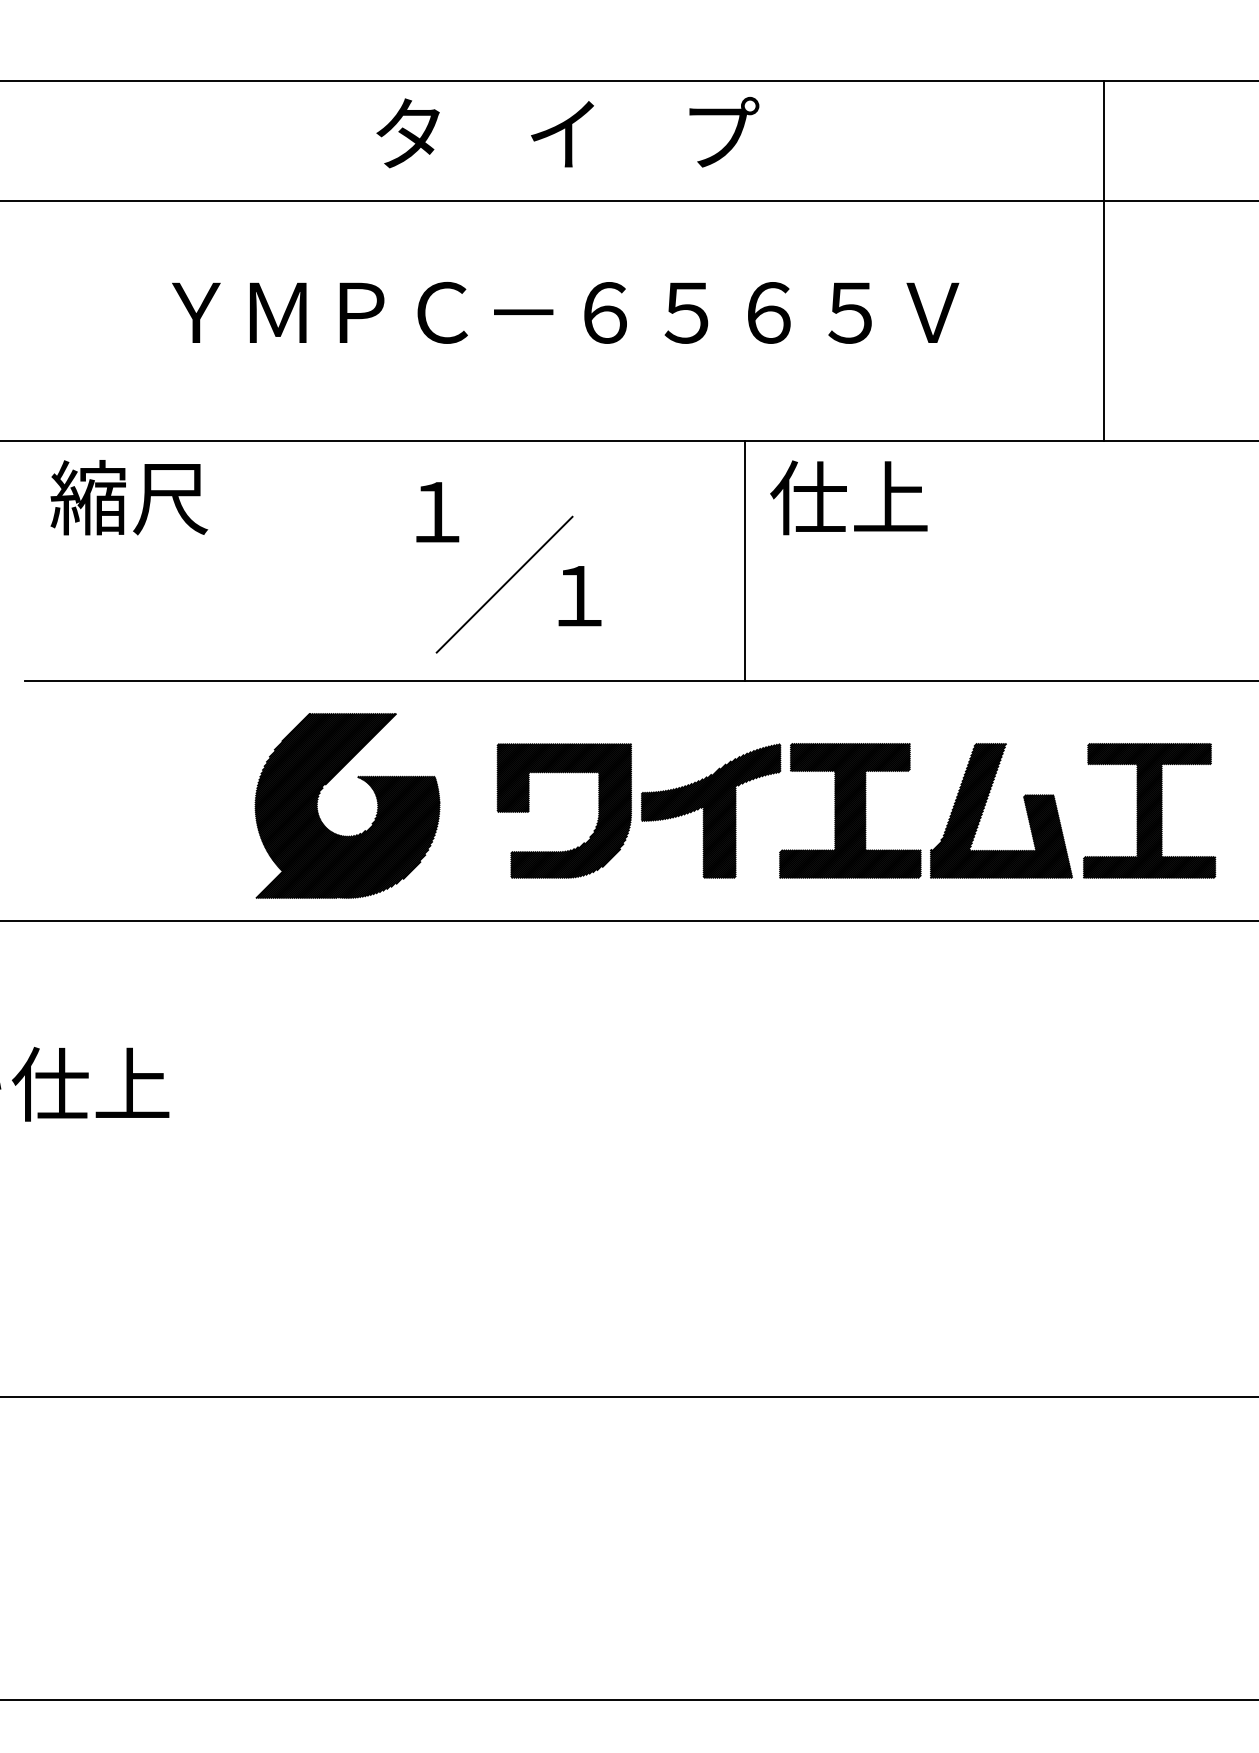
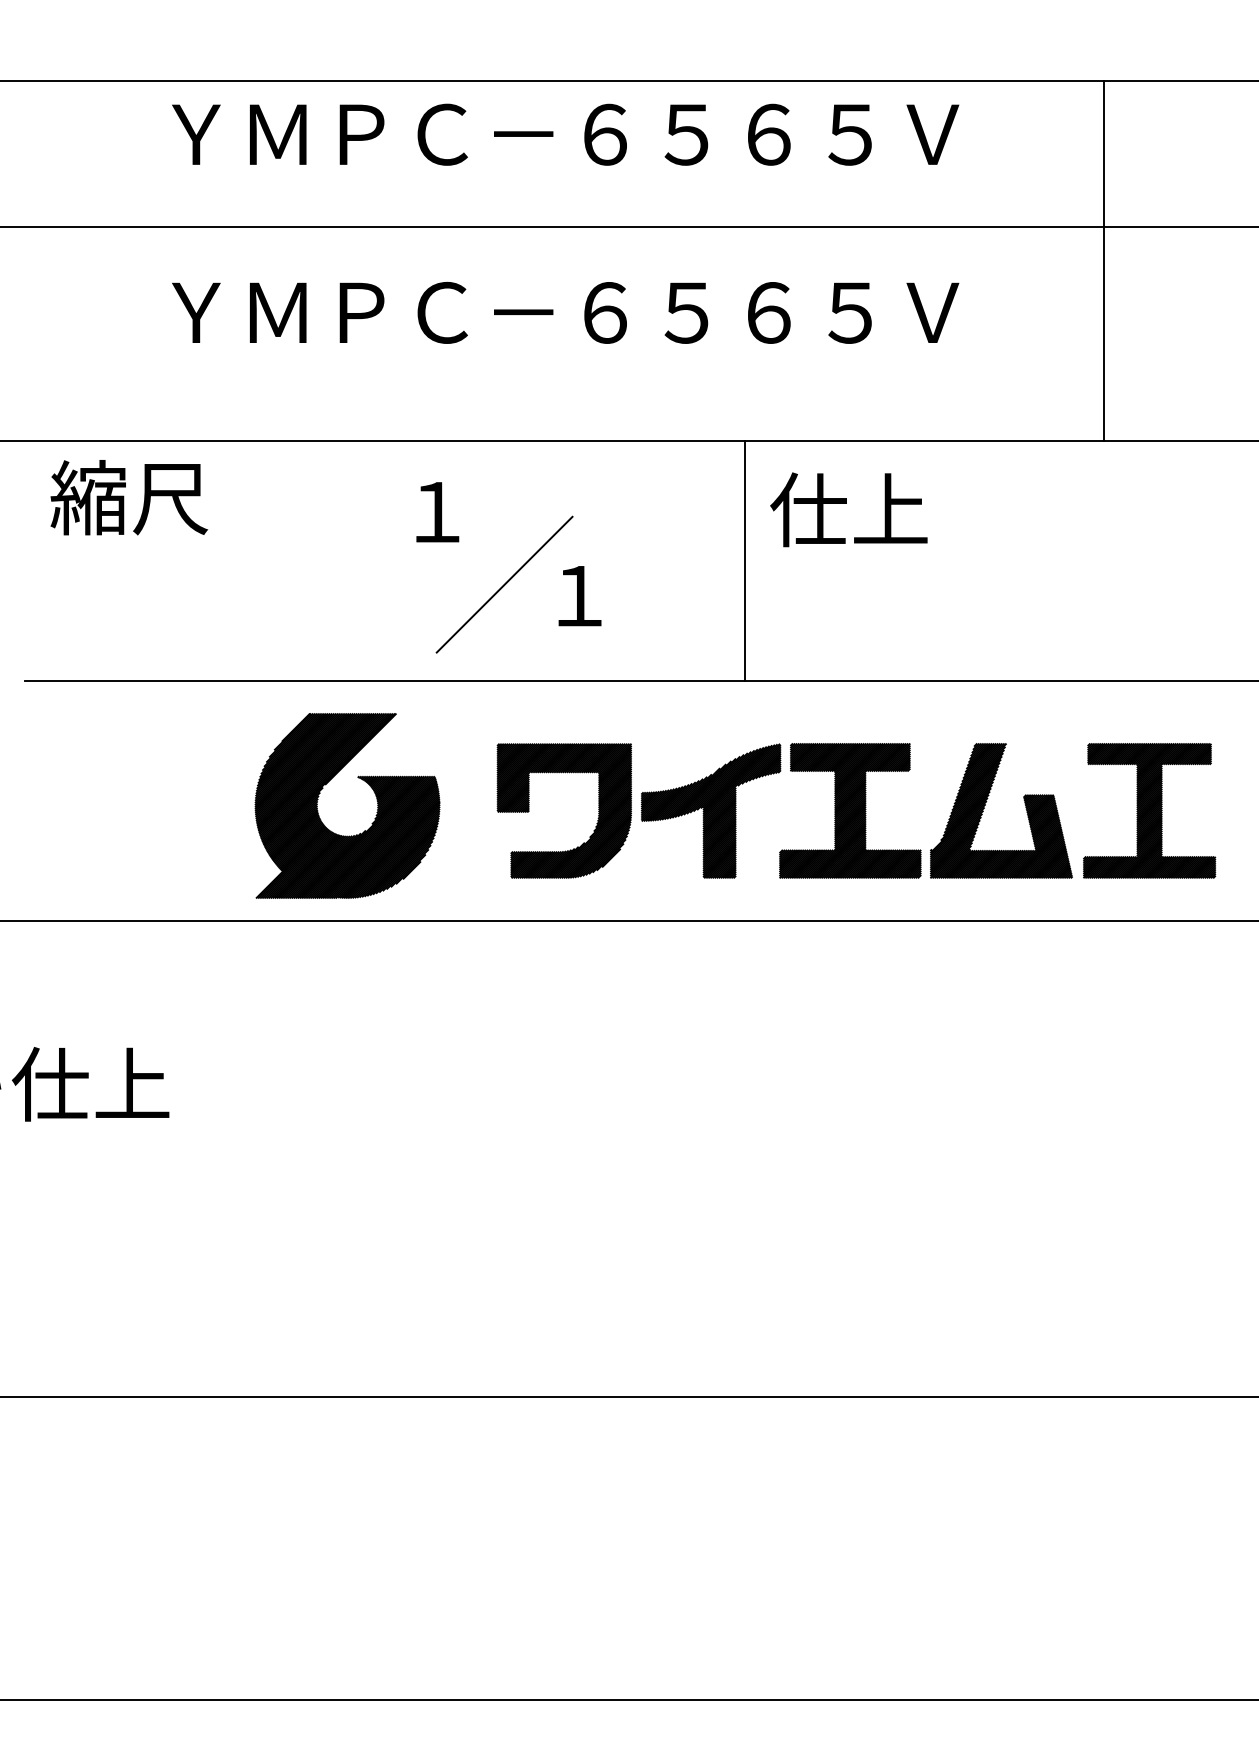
text: タ    イ    プ -> ＹＭＰＣ－６５６５Ｖ (565, 132)
line position: (628, 200) -> (628, 226) (628, 226)
text position: (848, 497) -> (848, 509) (848, 509)
